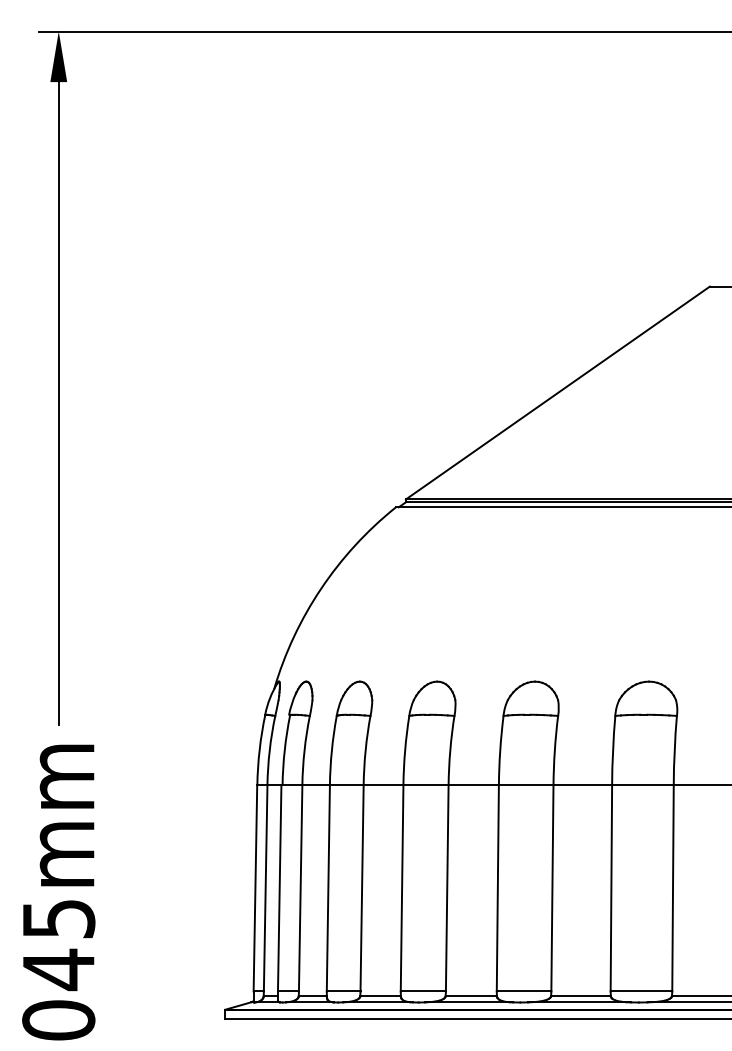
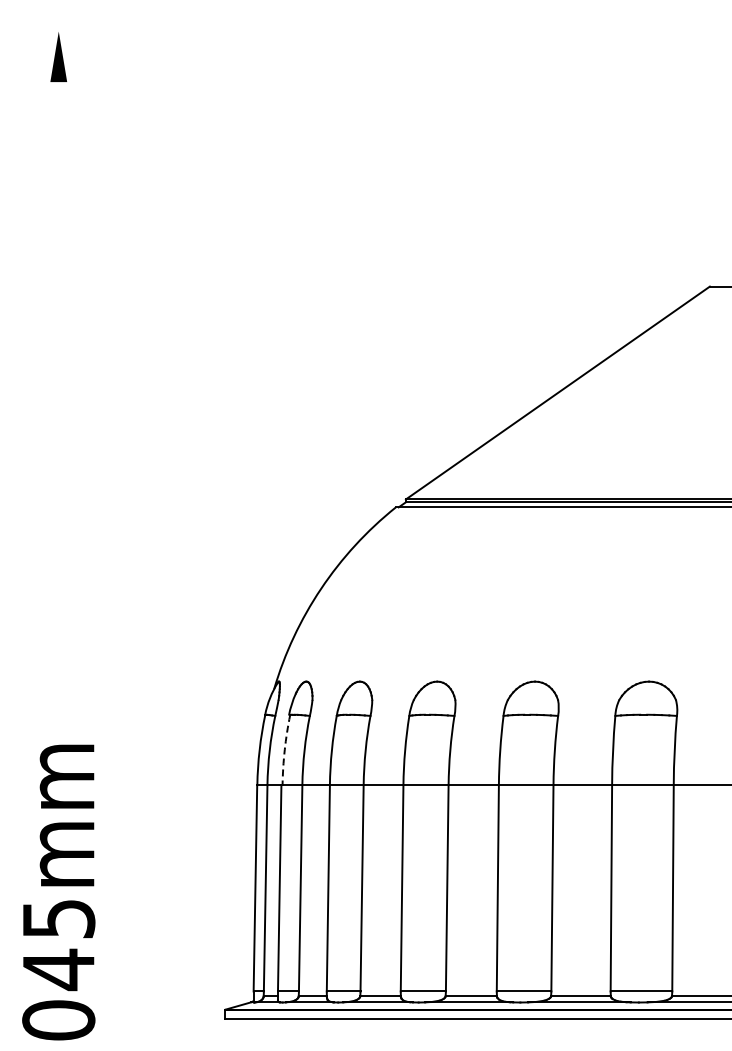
line: present -> none (383, 31)
line: present -> none (58, 403)
arc: solid -> dashed (284, 749)
